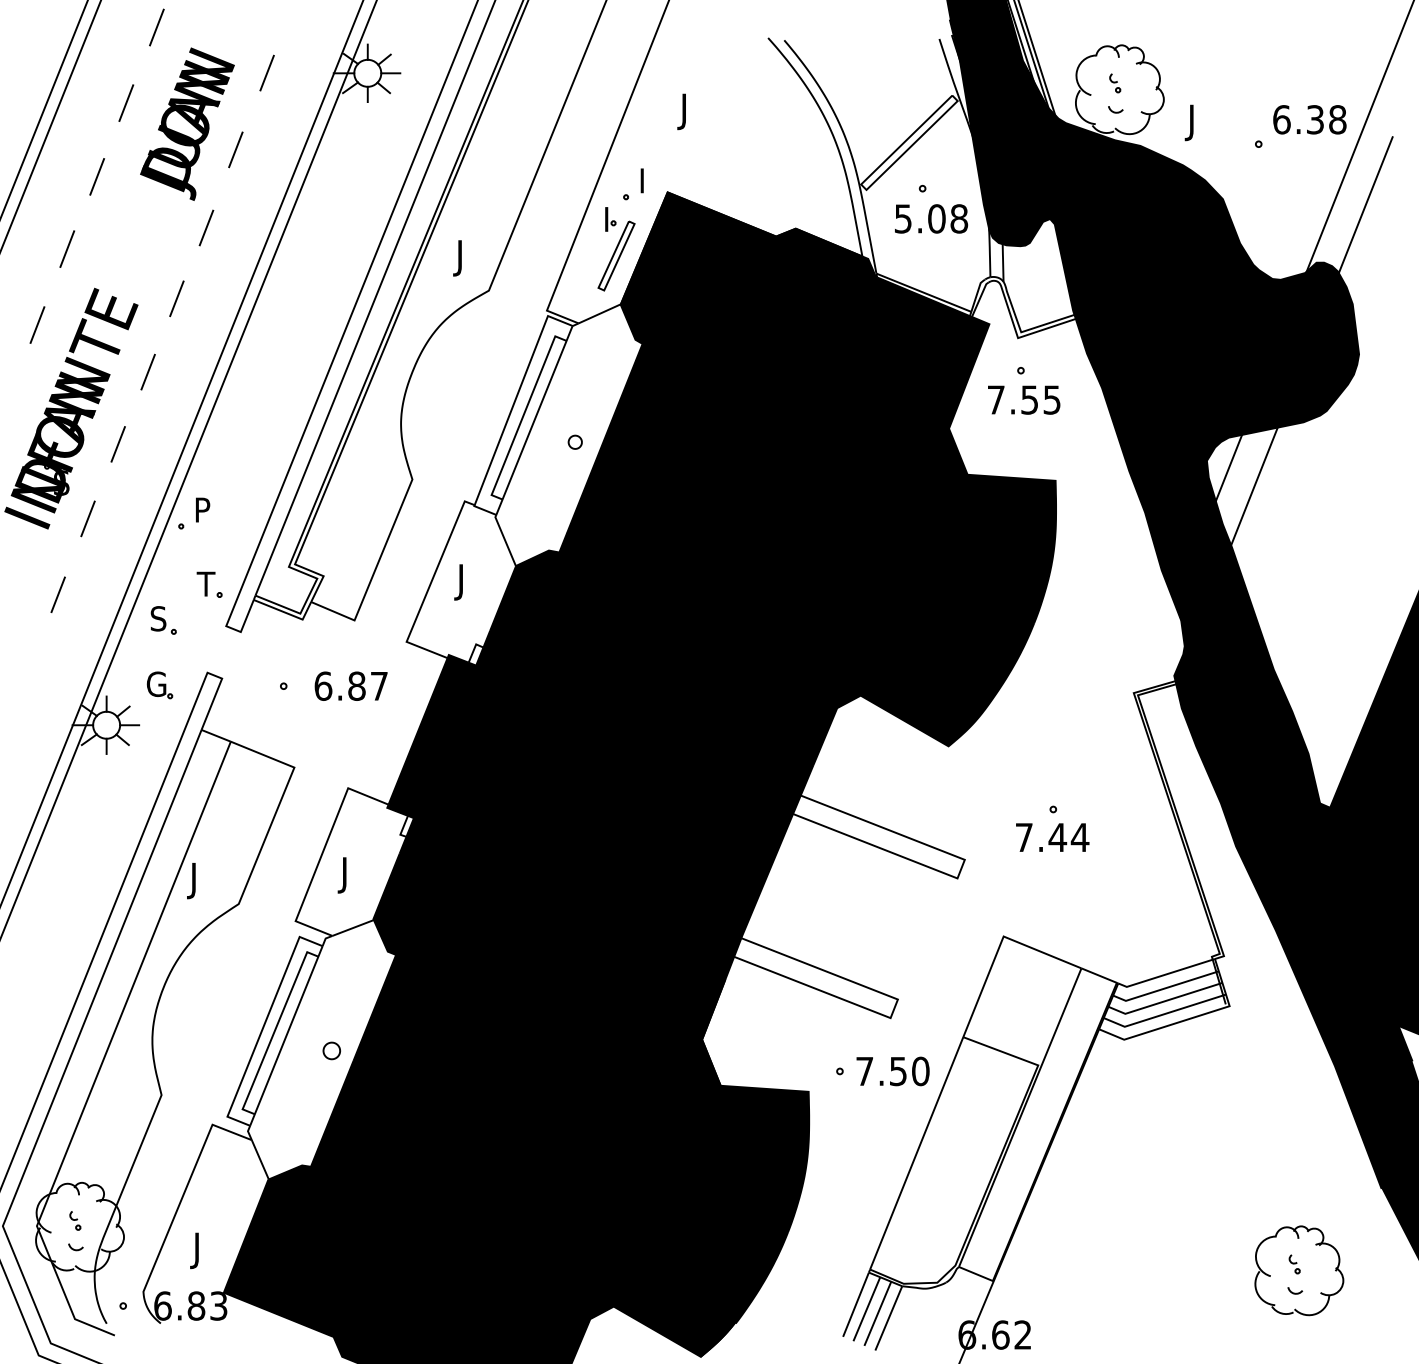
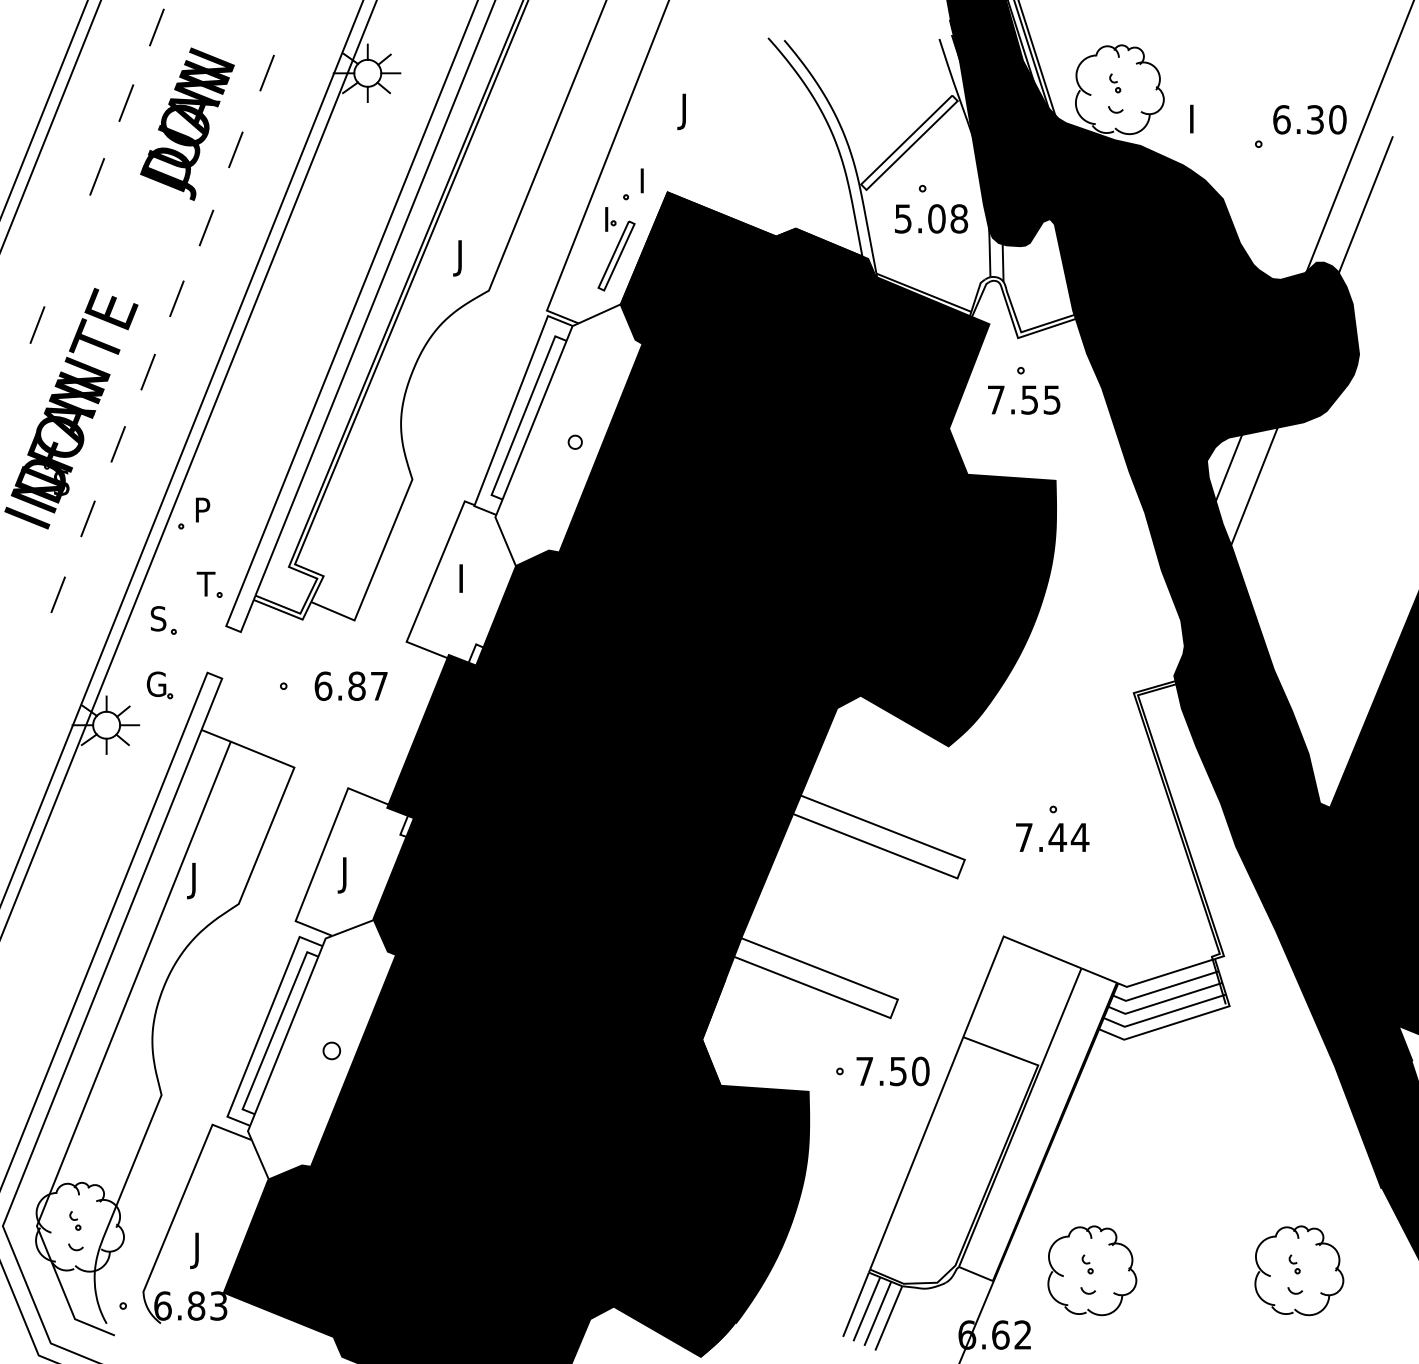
text: 6.38 -> 6.30 (1337, 119)
text: J -> I (1188, 137)
line: present -> none (67, 248)
text: J -> I (458, 596)
part: none -> present (1092, 1270)
